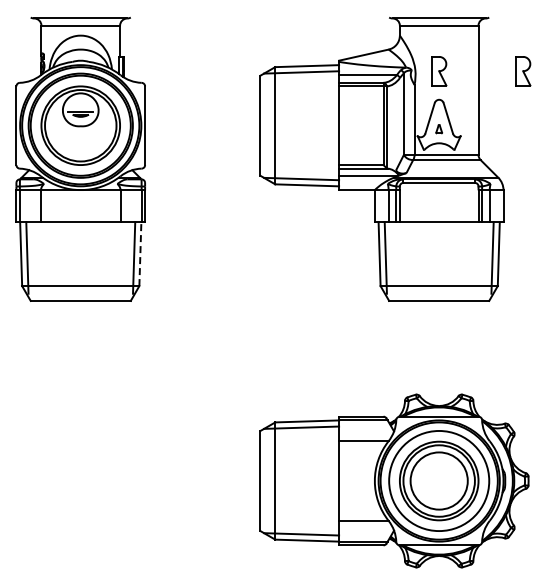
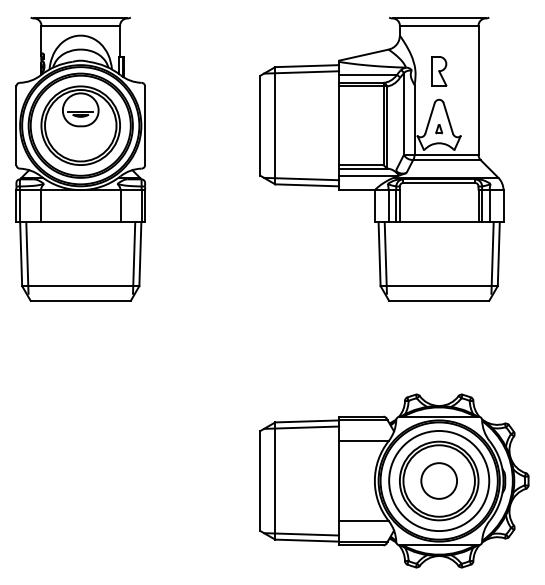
part: present -> none (523, 71)
line: dashed -> solid (140, 254)
circle diameter: 57 px -> 36 px (439, 480)
